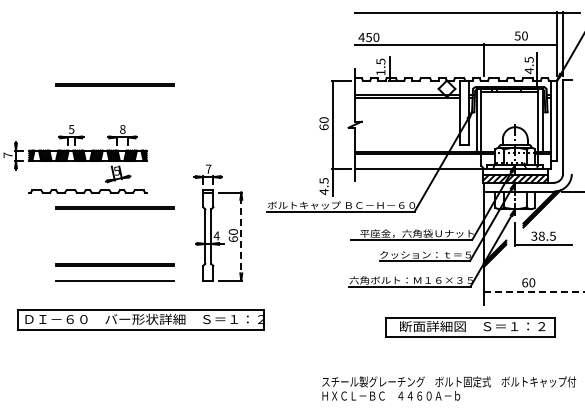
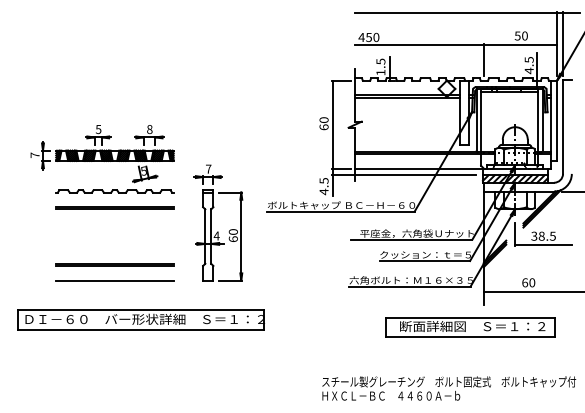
line: present -> none (114, 84)
part position: (75, 159) -> (102, 159) (102, 159)
line: none -> present (404, 175)
line: dashed -> solid (241, 236)
line: dashed -> solid (534, 291)
